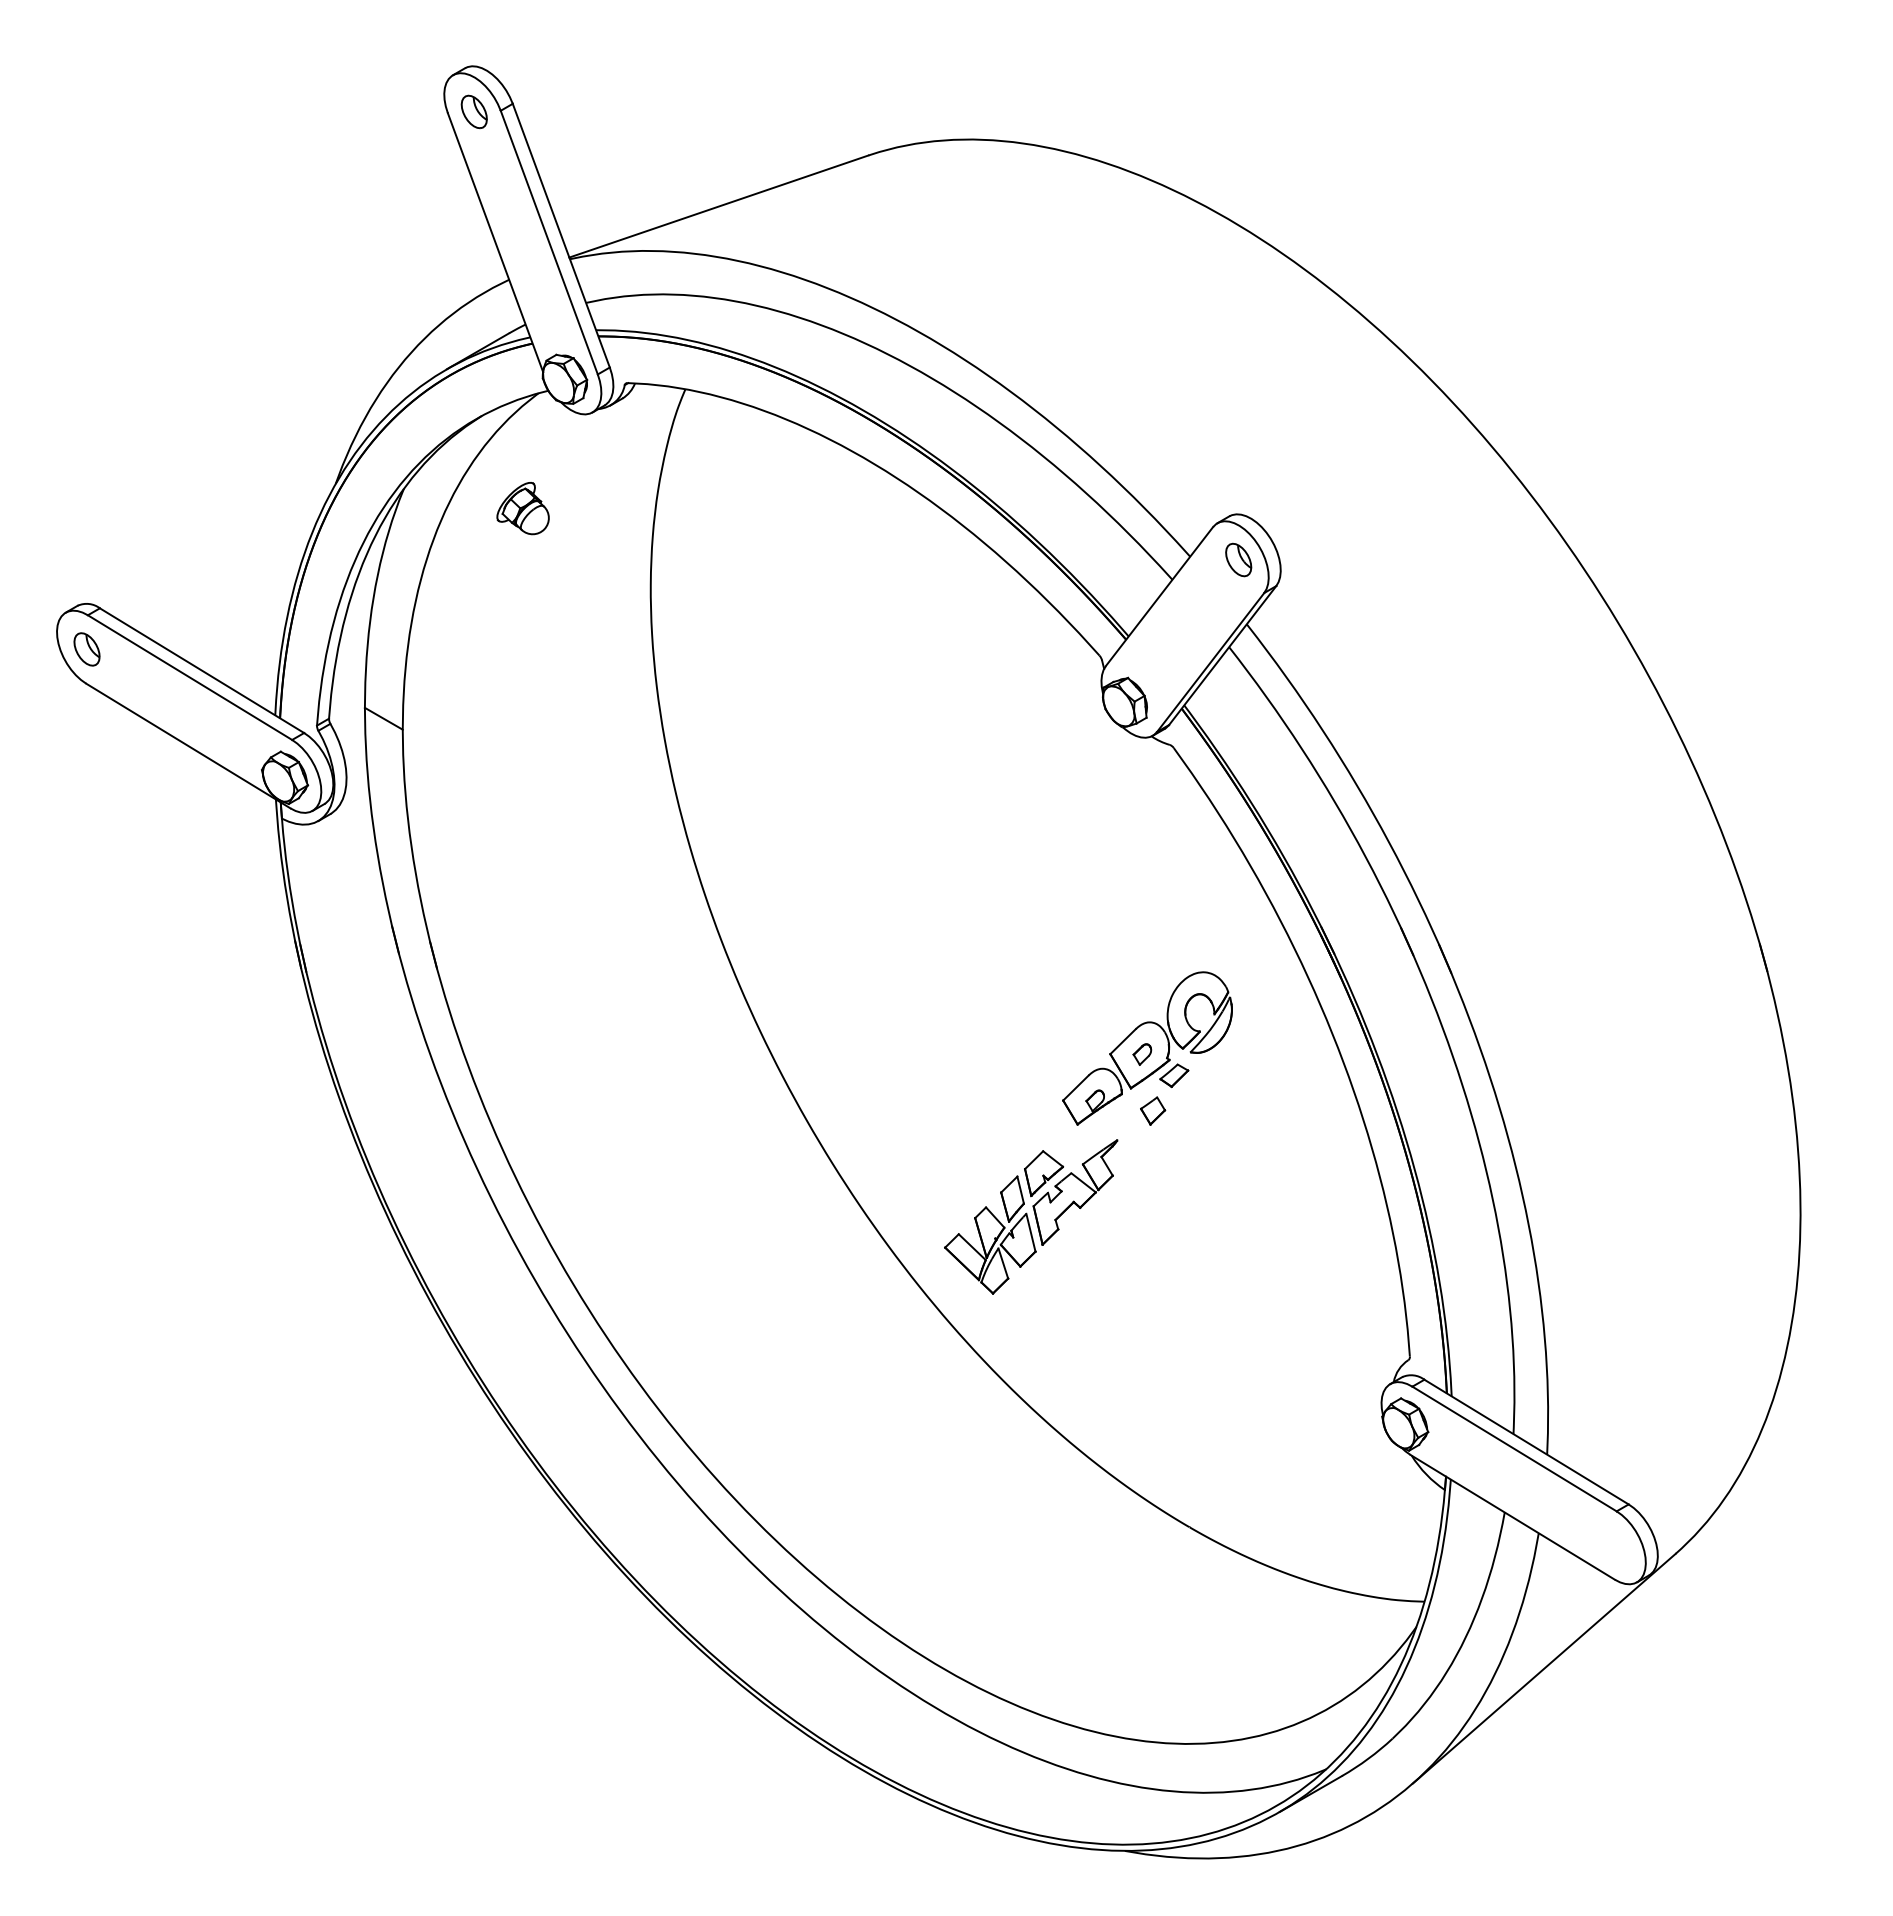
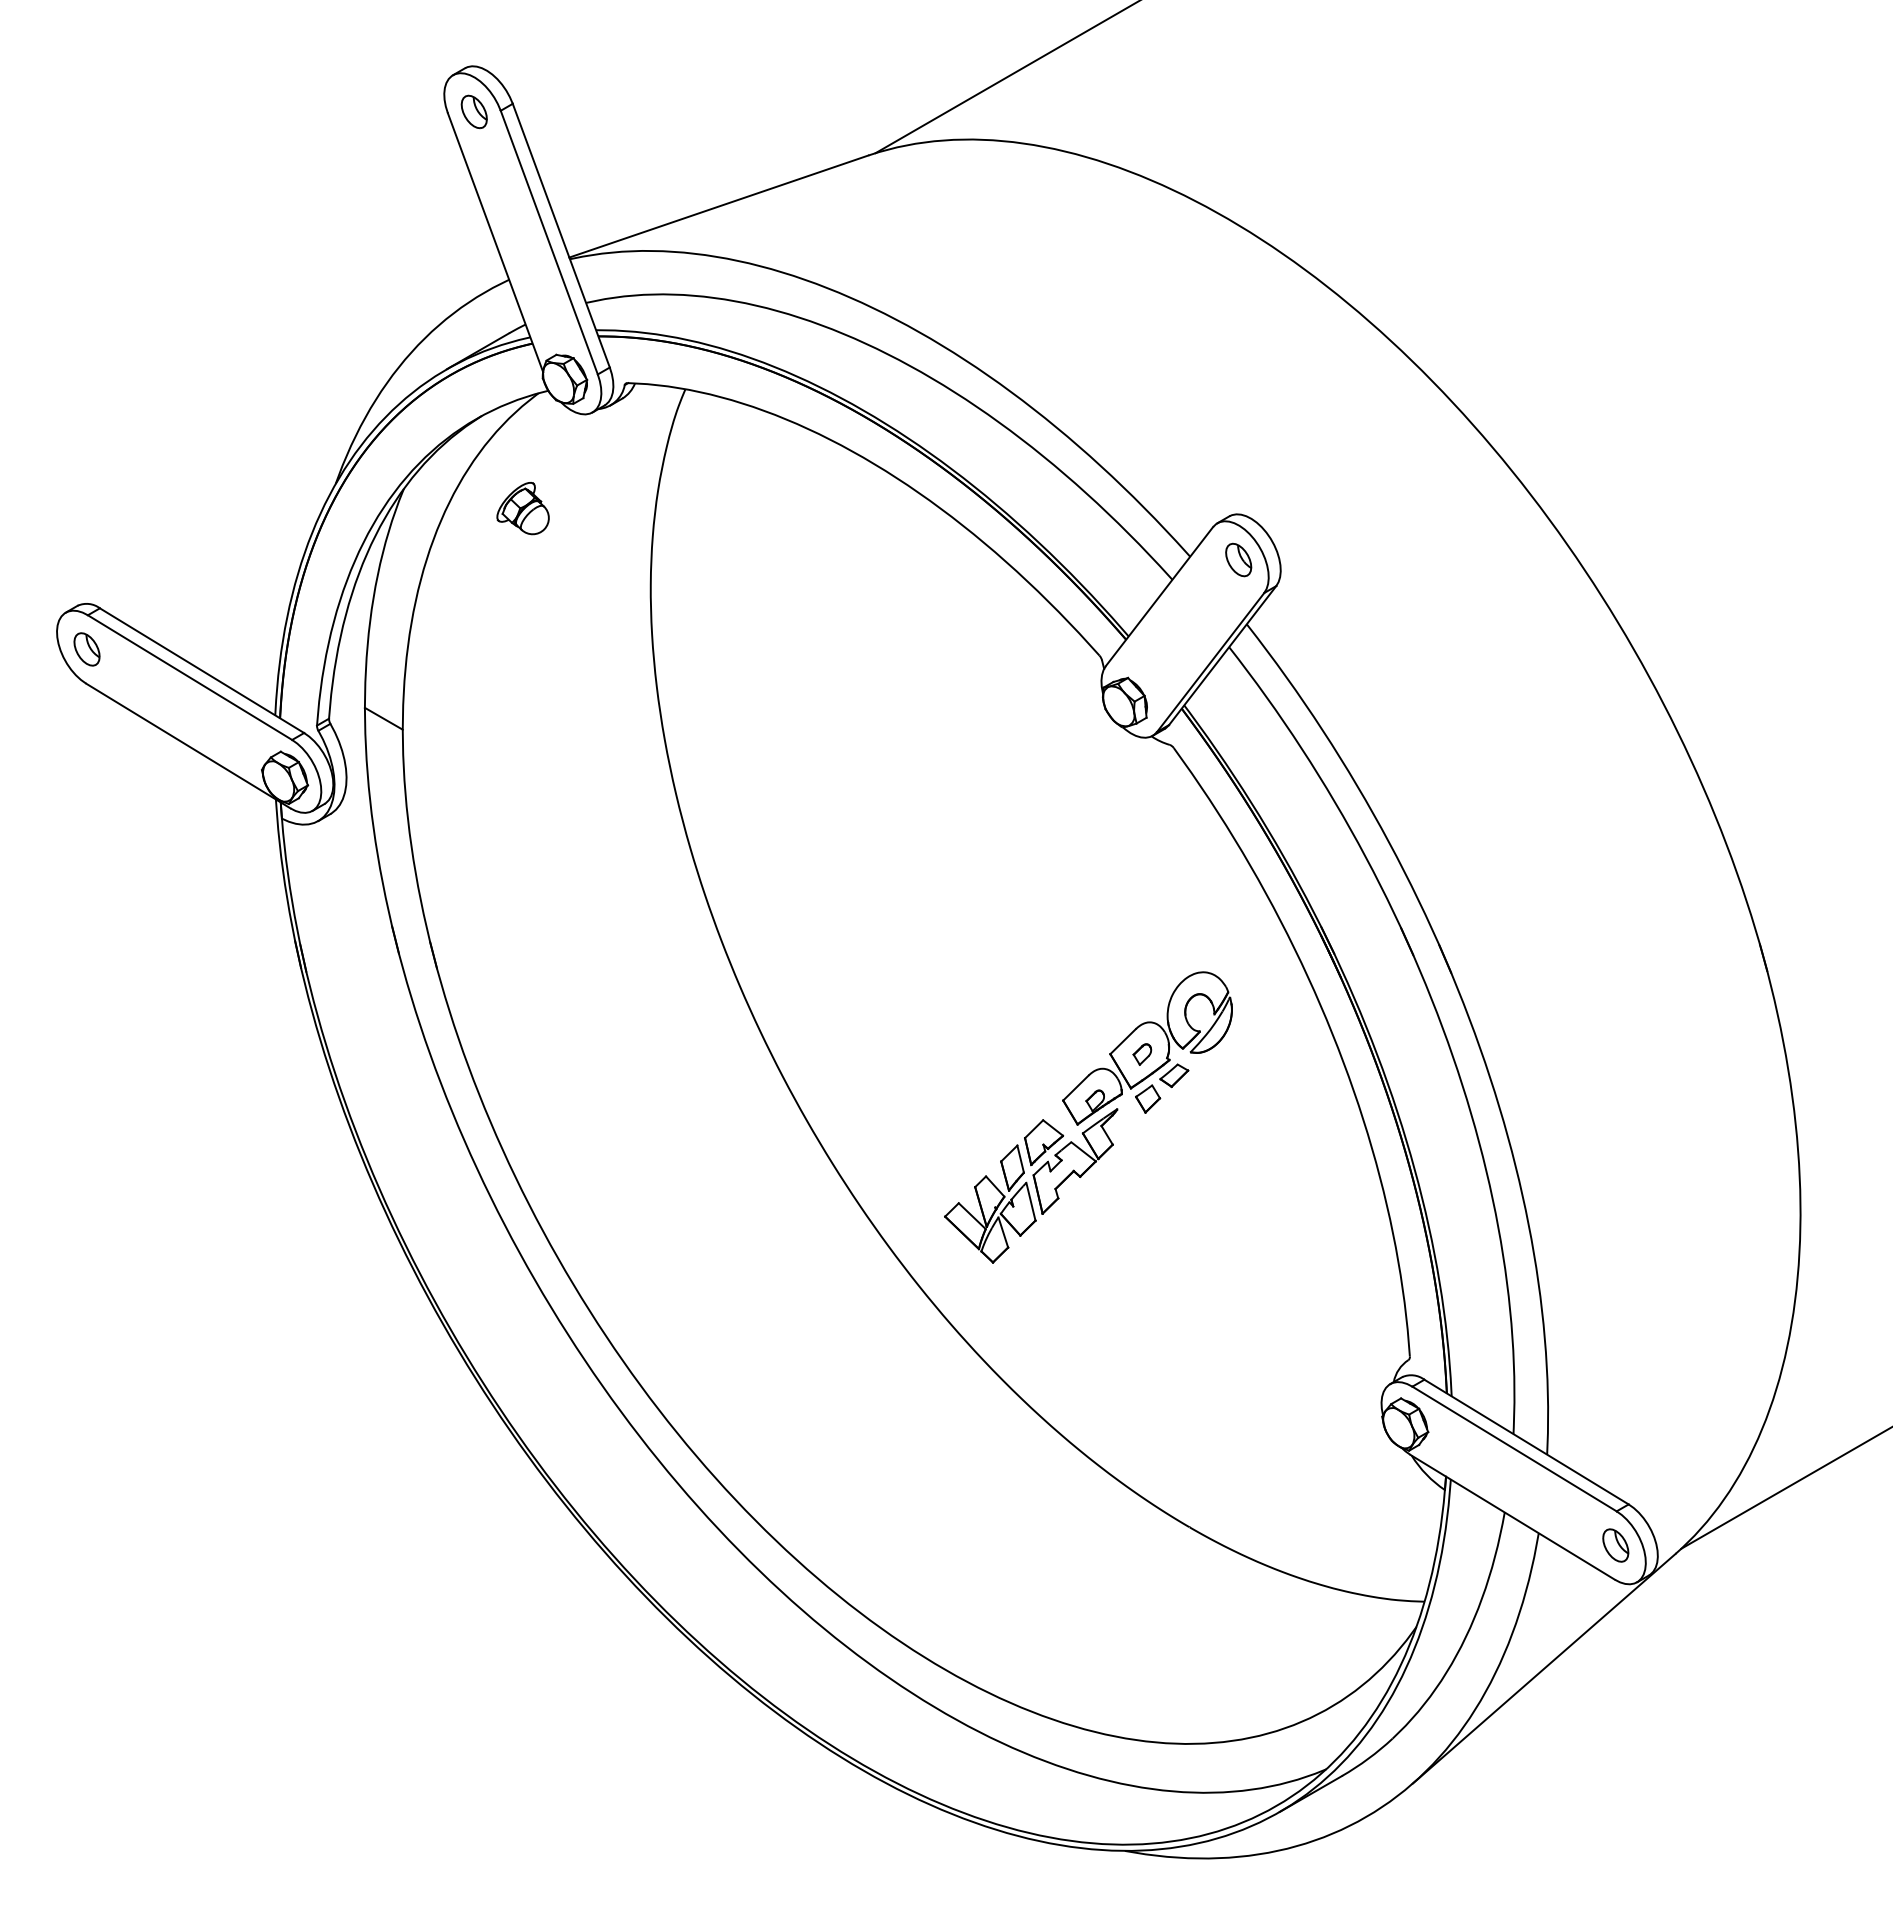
line: none -> present (1006, 77)
part position: (1153, 1110) -> (1148, 1098) (1148, 1098)
part position: (1031, 1216) -> (1031, 1185) (1031, 1185)
line: none -> present (1785, 1488)
part: none -> present (1615, 1545)
